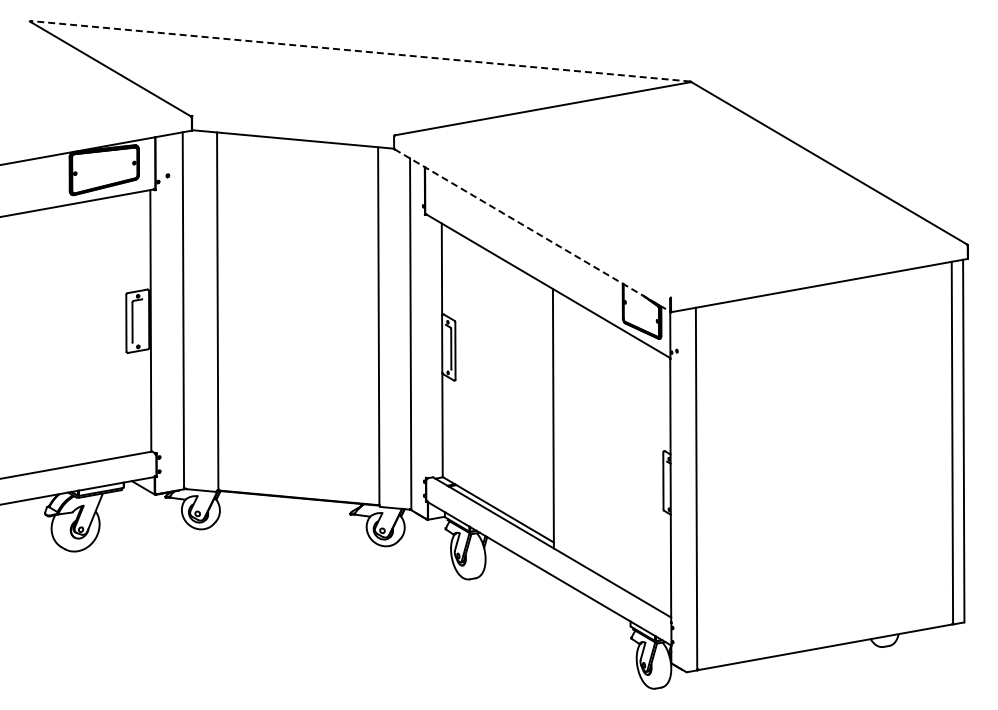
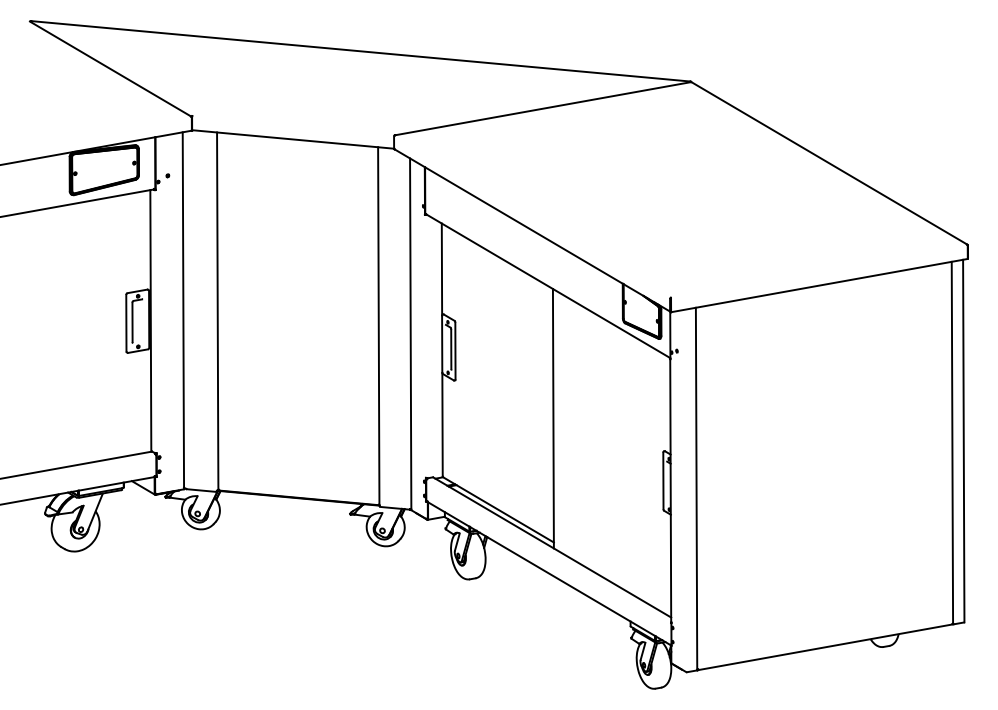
line: dashed -> solid (360, 51)
line: dashed -> solid (532, 230)
